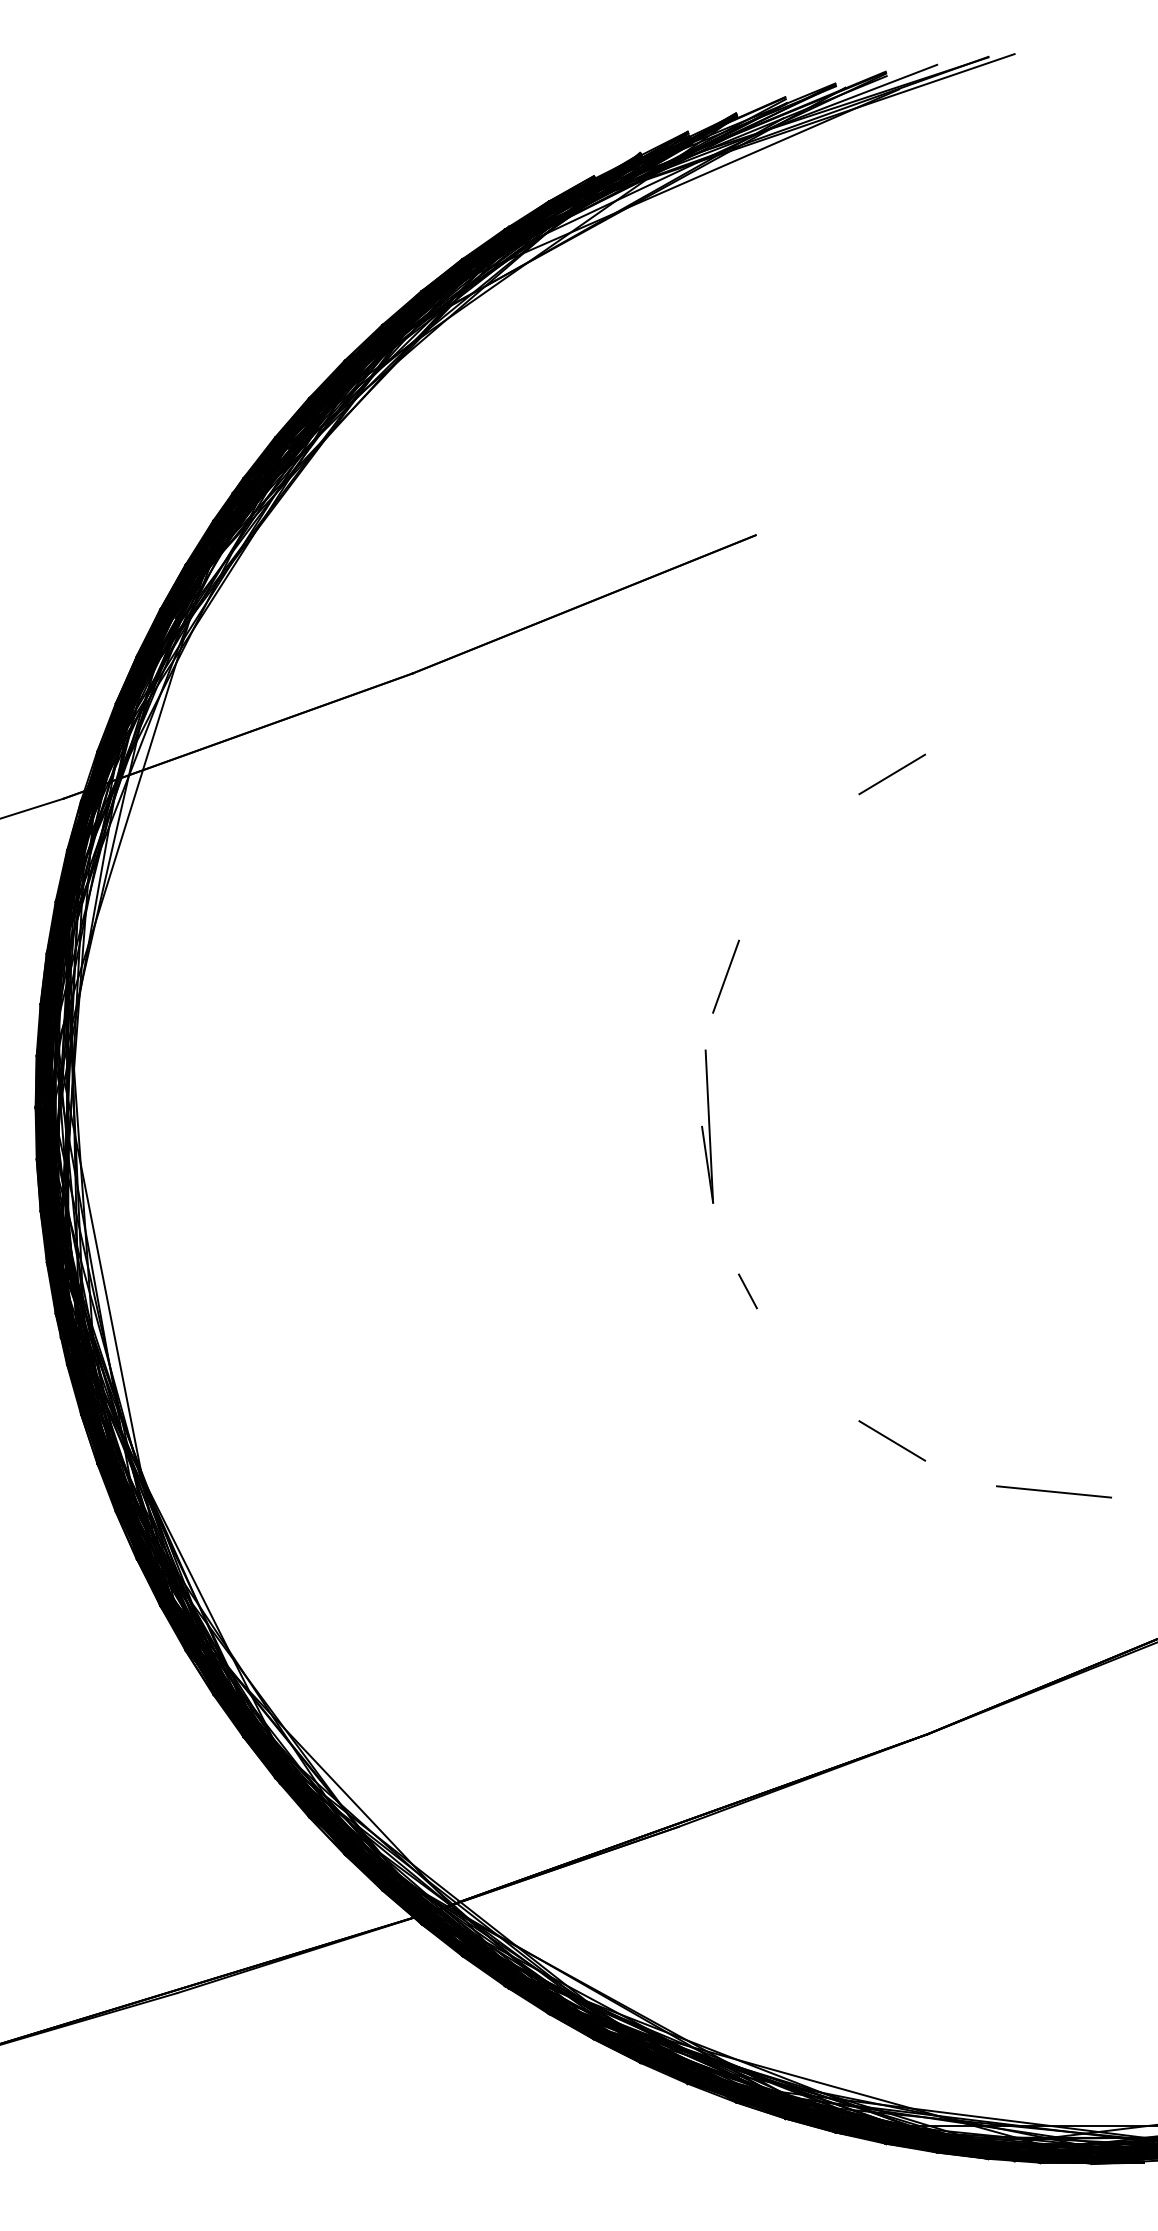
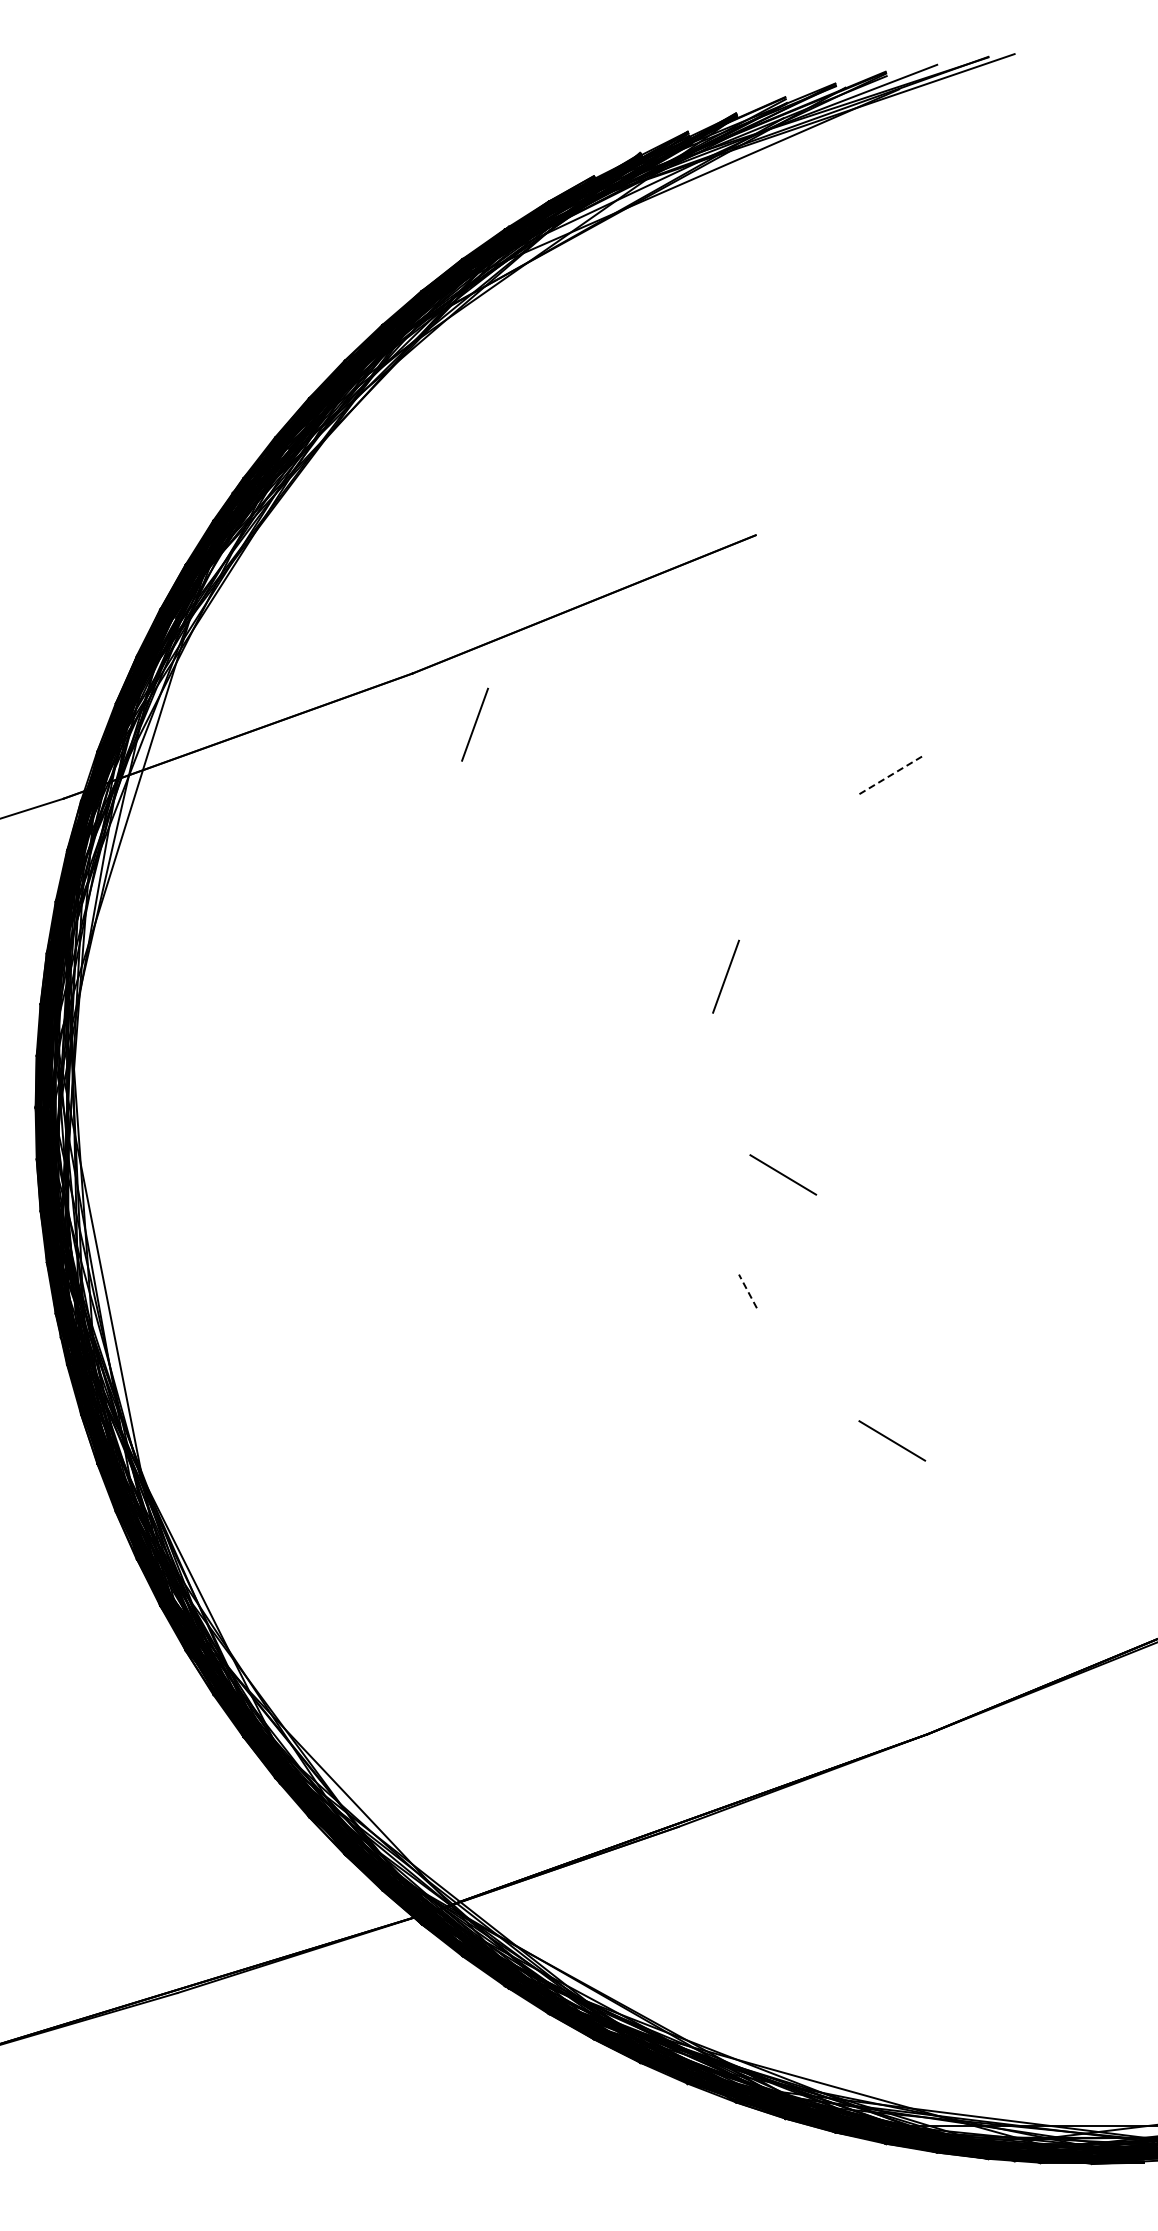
line: none -> present (474, 724)
line: solid -> dashed (892, 774)
part: present -> none (707, 1126)
line: none -> present (783, 1174)
line: solid -> dashed (747, 1290)
line: present -> none (1054, 1491)
